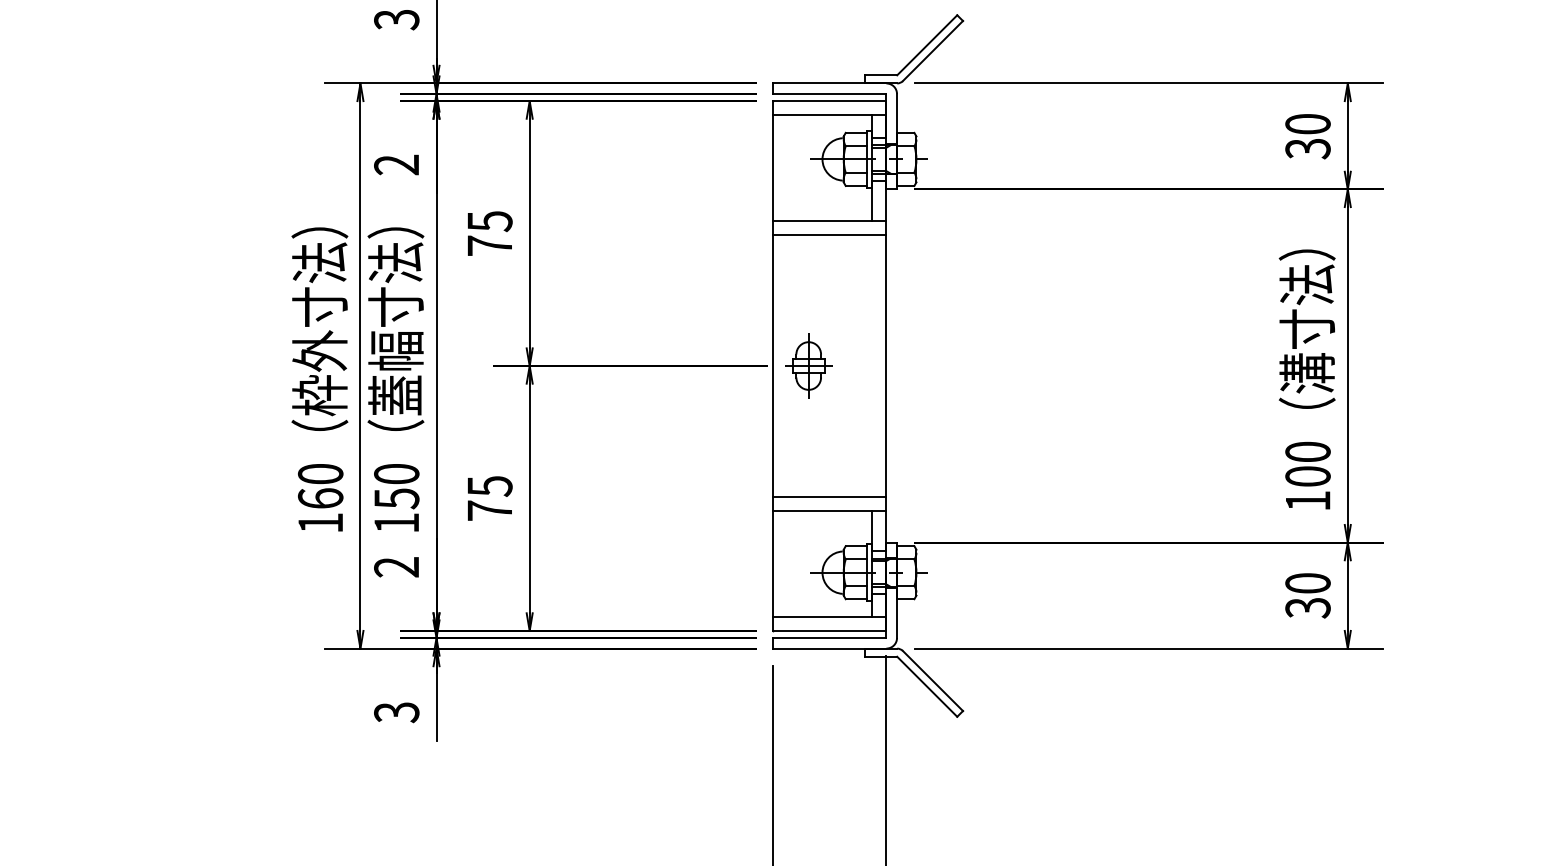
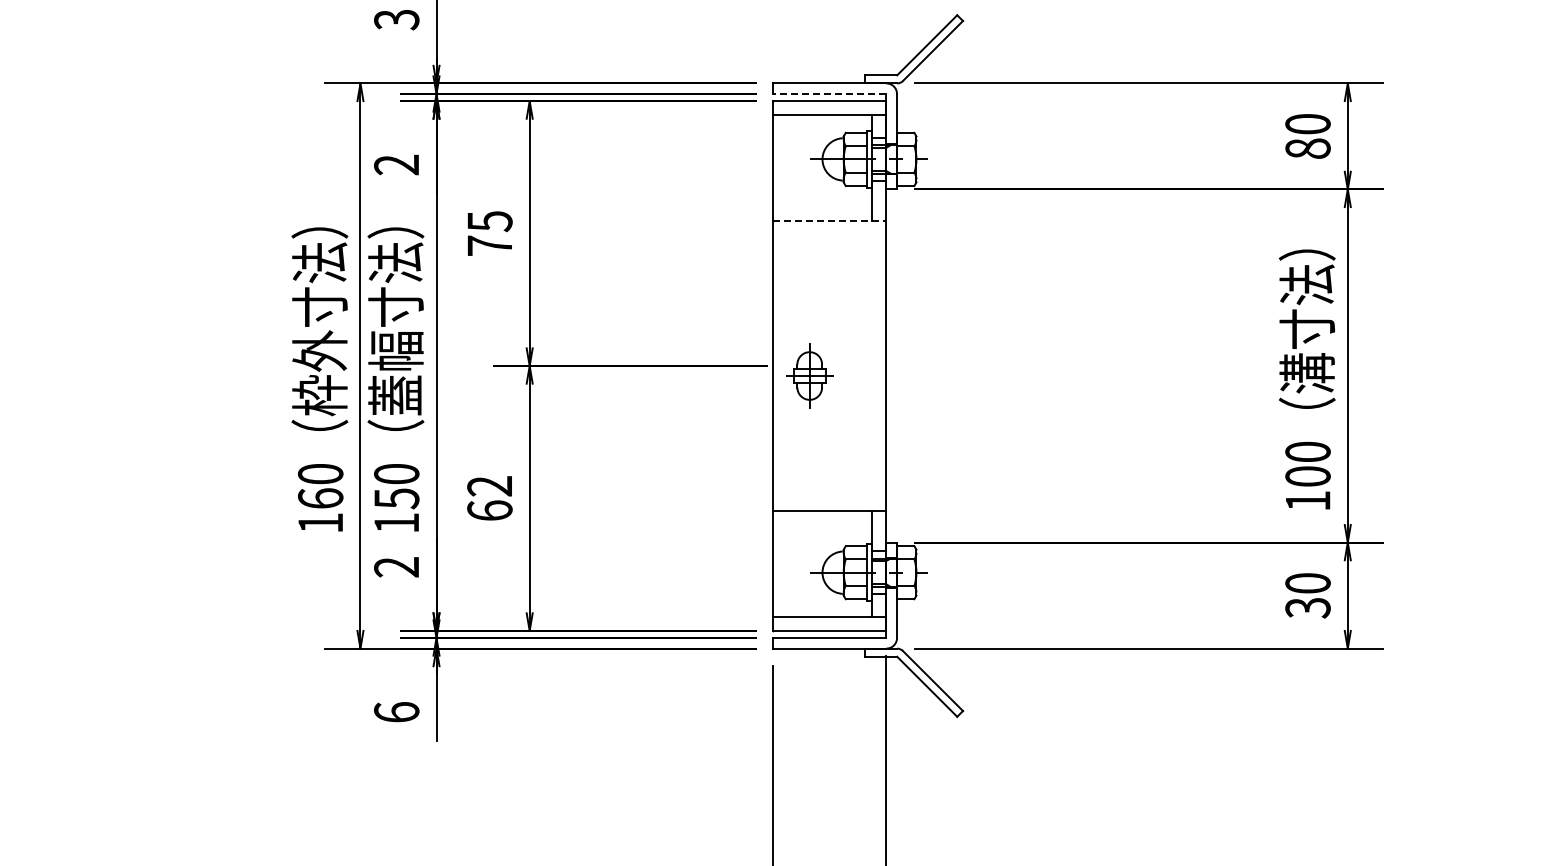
line: solid -> dashed (829, 94)
text: 30 -> 80 (1307, 148)
line: solid -> dashed (829, 221)
line: present -> none (829, 235)
part position: (808, 365) -> (809, 375) (809, 375)
line: present -> none (829, 496)
text: 75 -> 62 (489, 498)
text: 3 -> 6 (396, 712)
